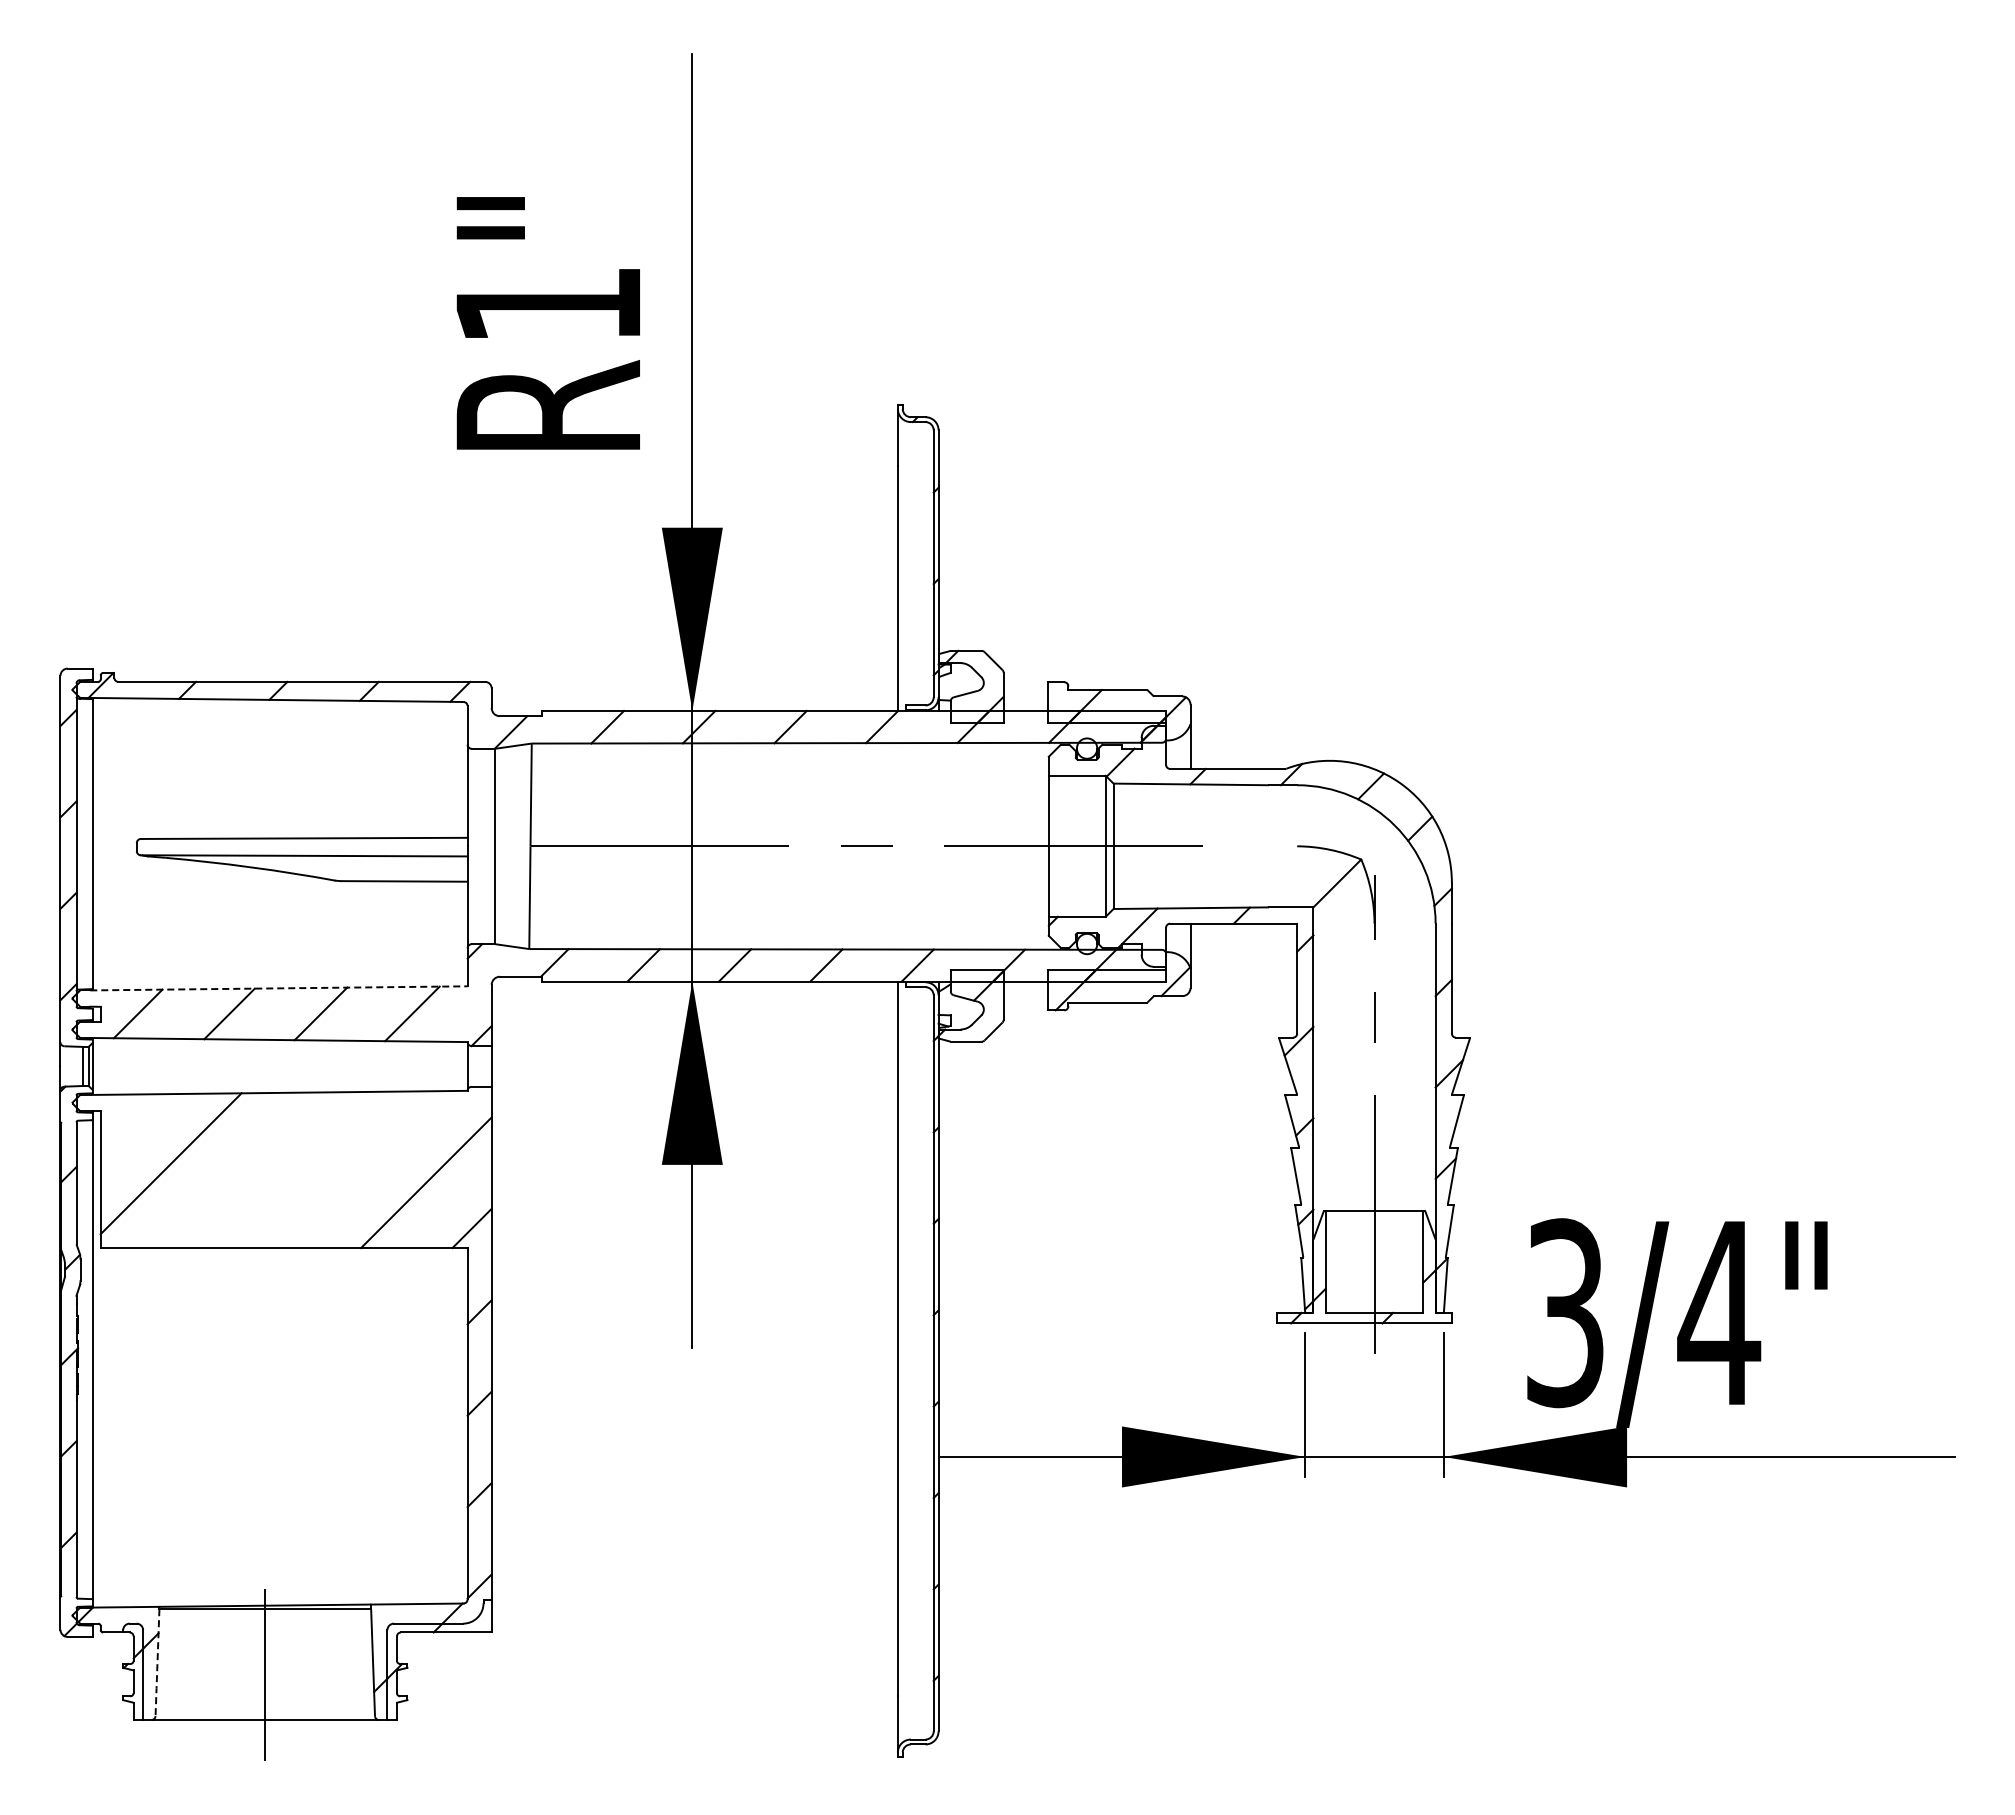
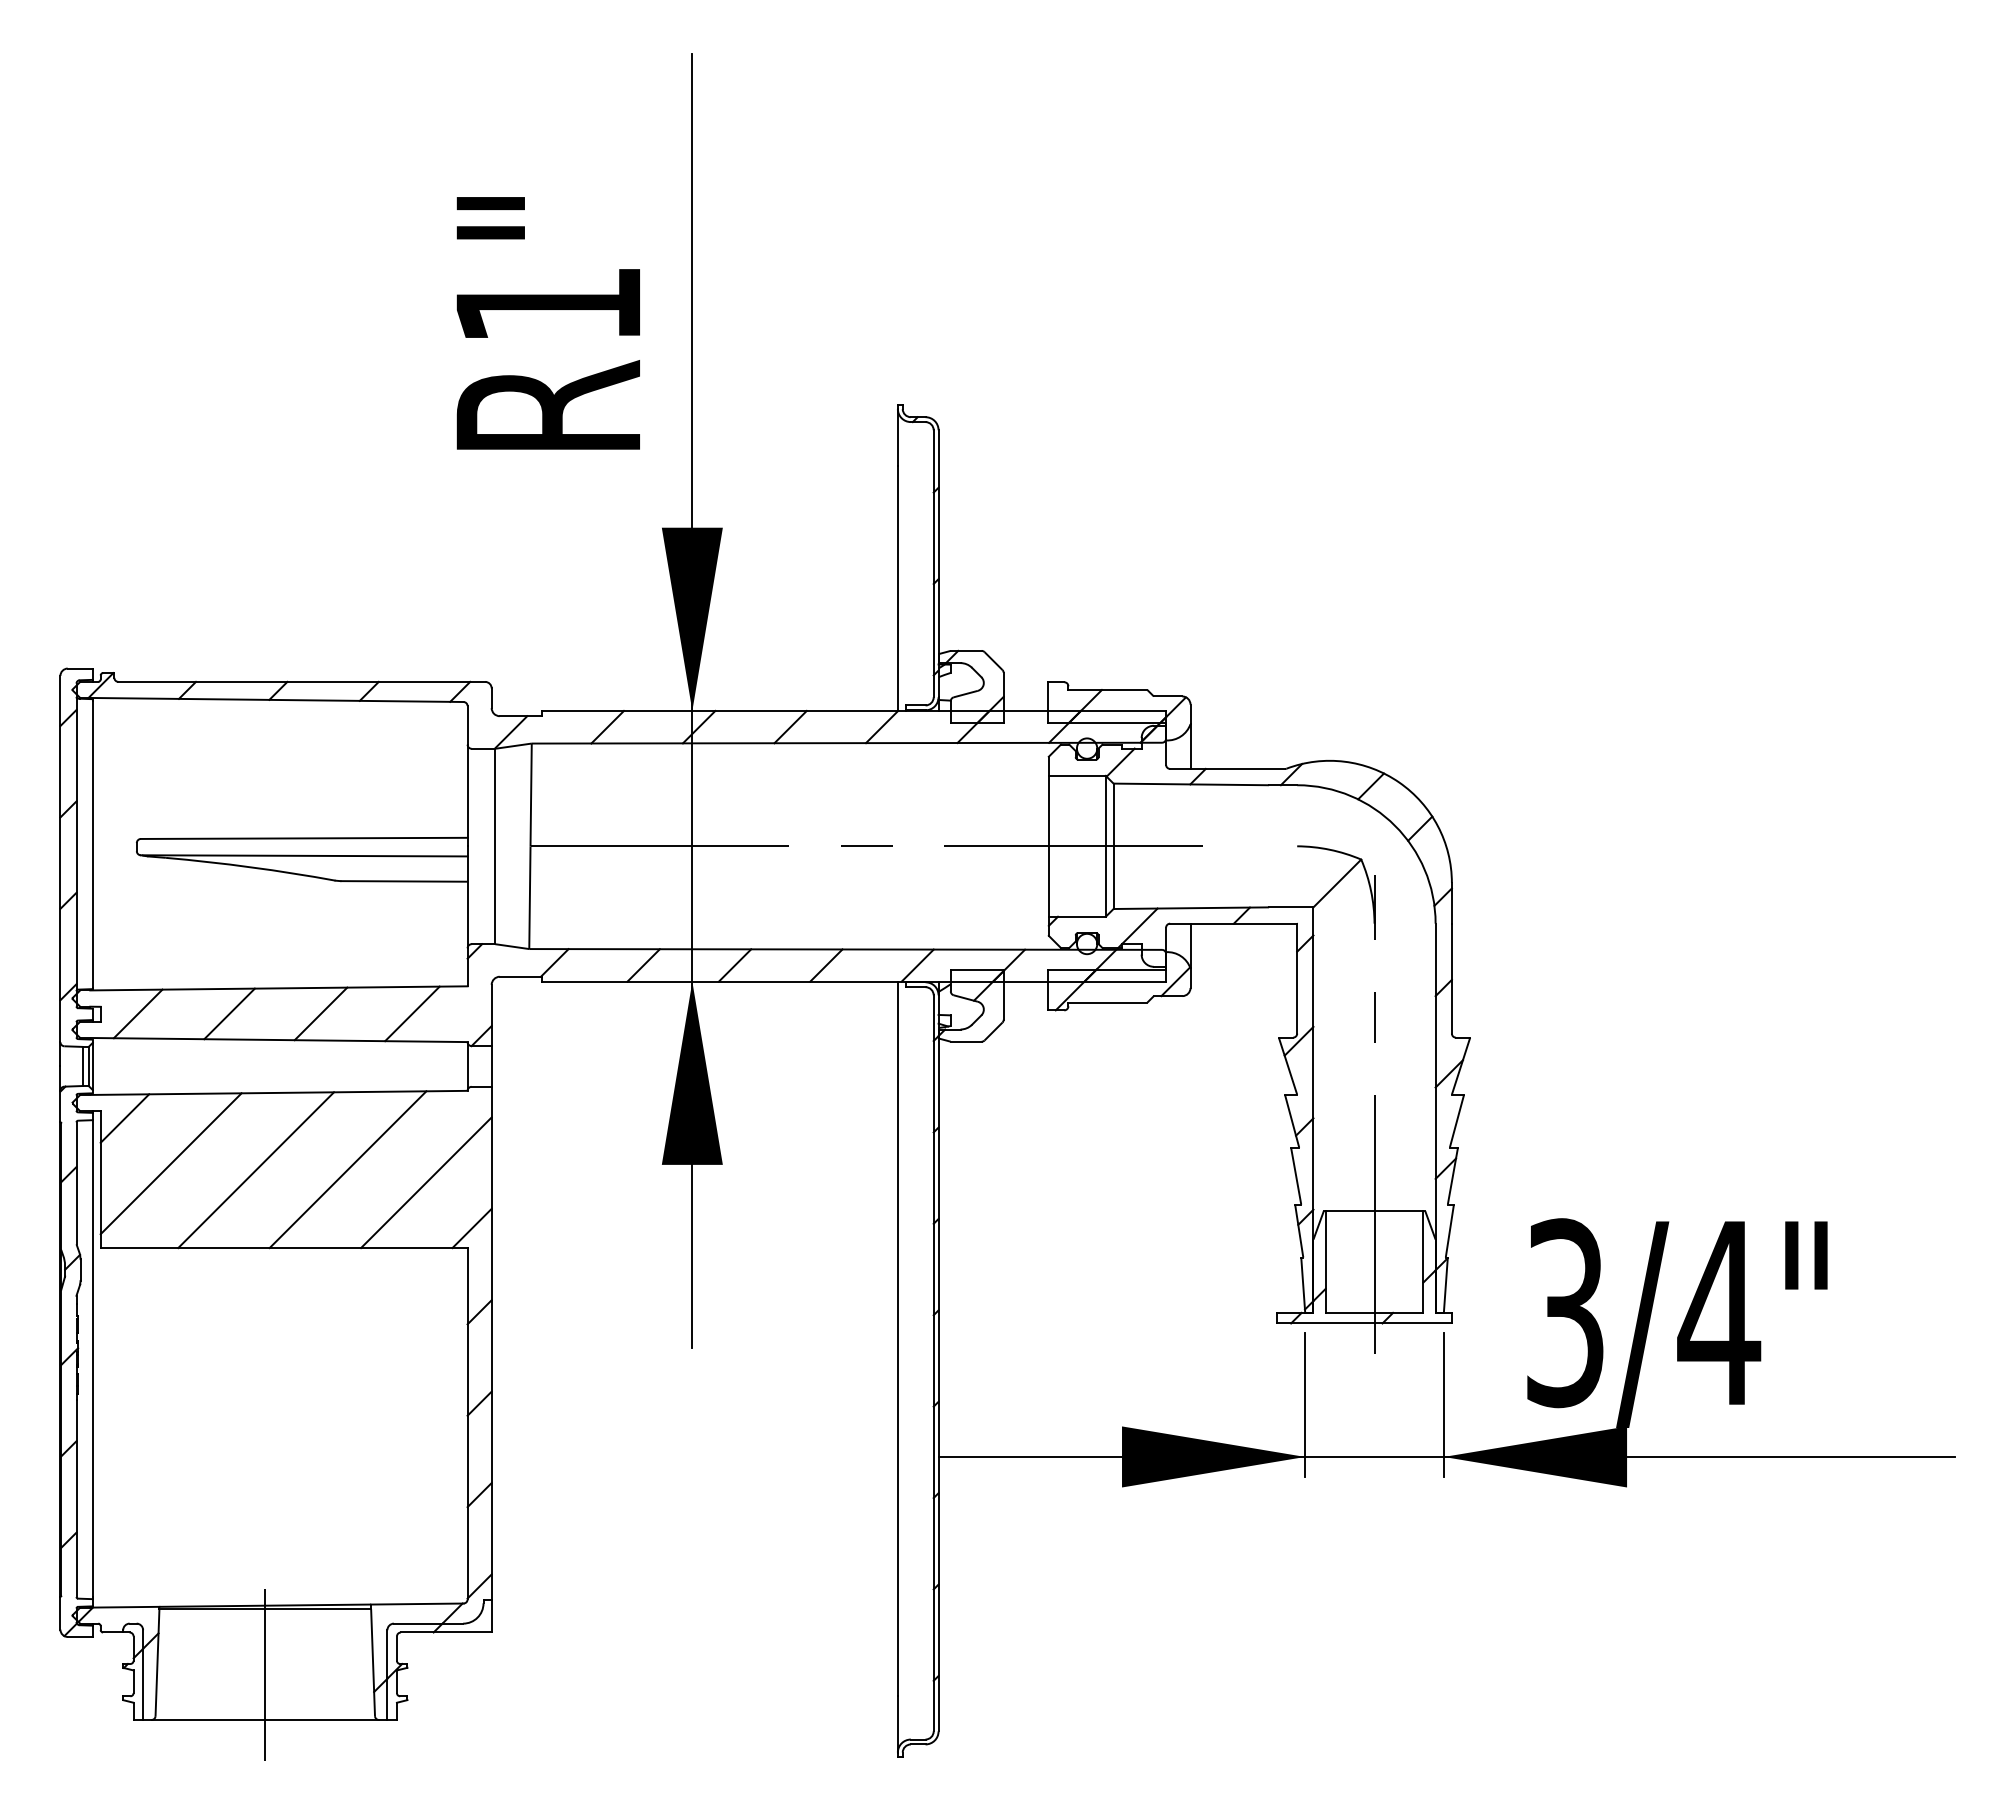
line: dashed -> solid (278, 988)
line: none -> present (124, 1118)
line: none -> present (347, 1169)
line: none -> present (256, 1170)
line: dashed -> solid (157, 1663)
